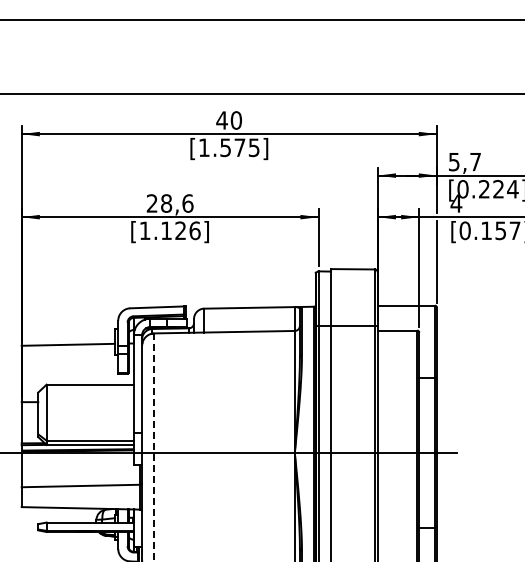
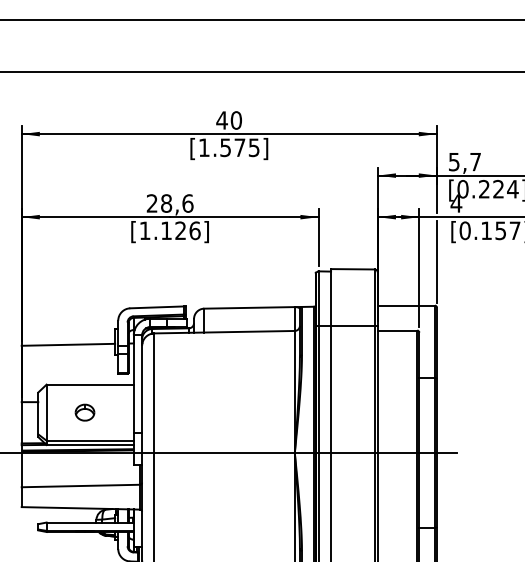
line position: (261, 93) -> (261, 71) (261, 71)
part: none -> present (84, 412)
line: dashed -> solid (154, 448)
